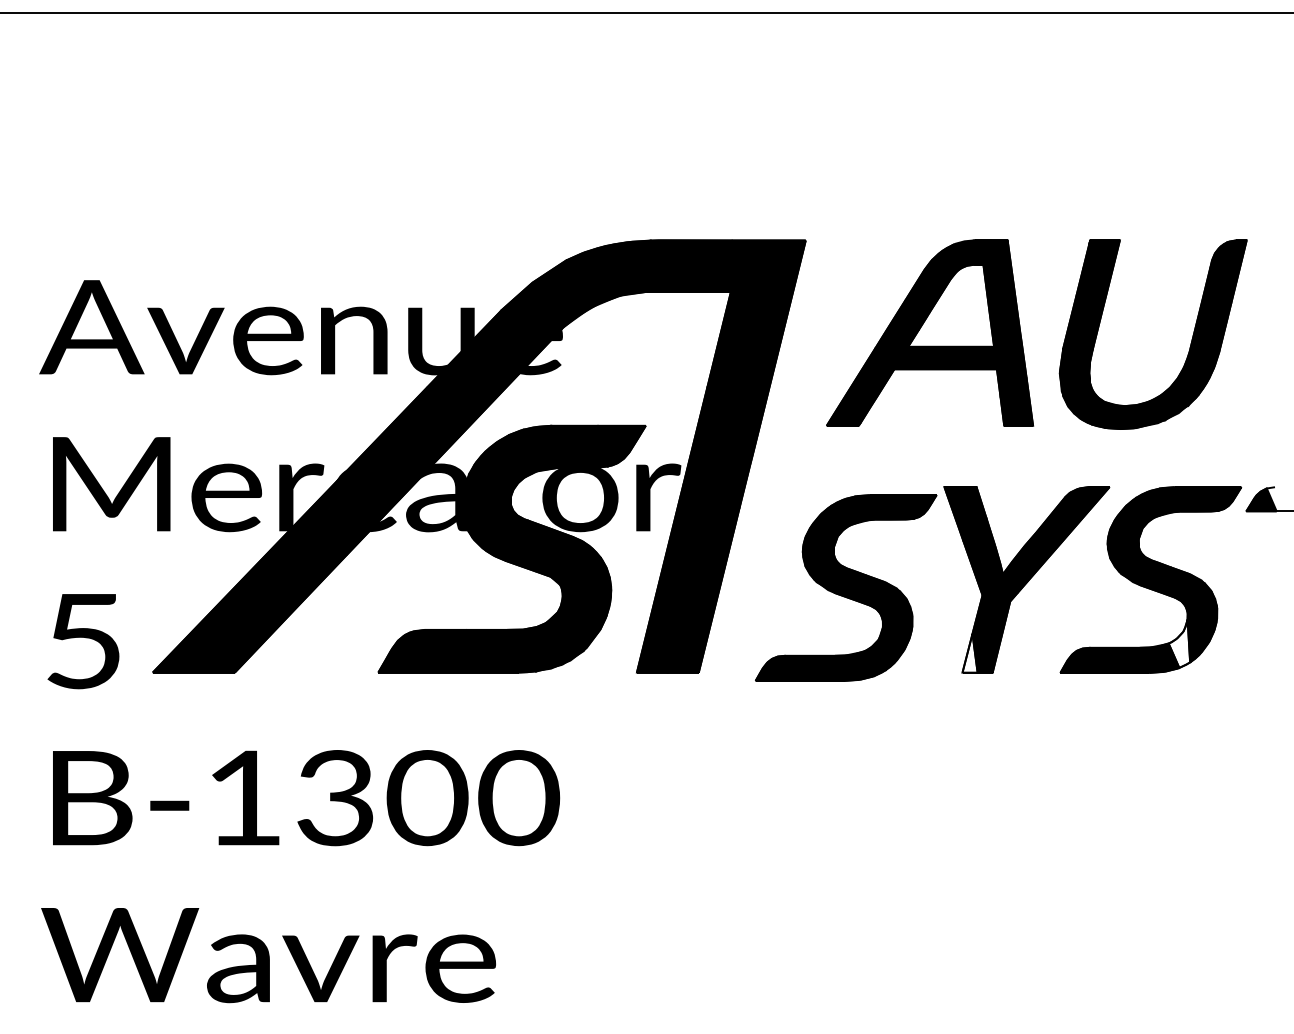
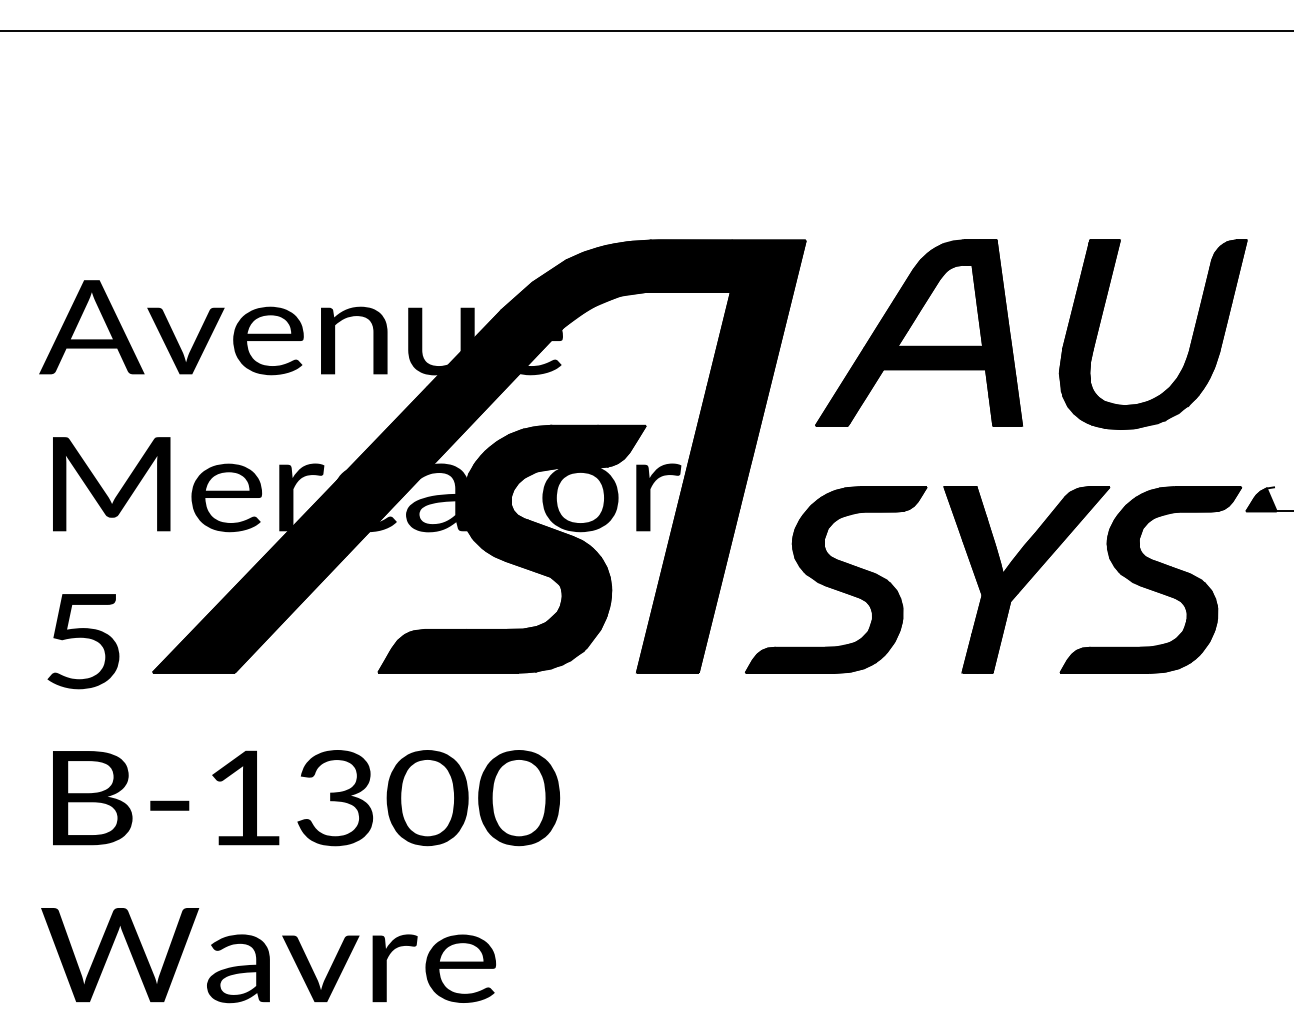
line position: (646, 12) -> (646, 30) (646, 30)
part position: (930, 332) -> (919, 332) (919, 332)
part position: (846, 587) -> (836, 579) (836, 579)
fill: none -> present (1179, 643)
fill: none -> present (969, 652)
